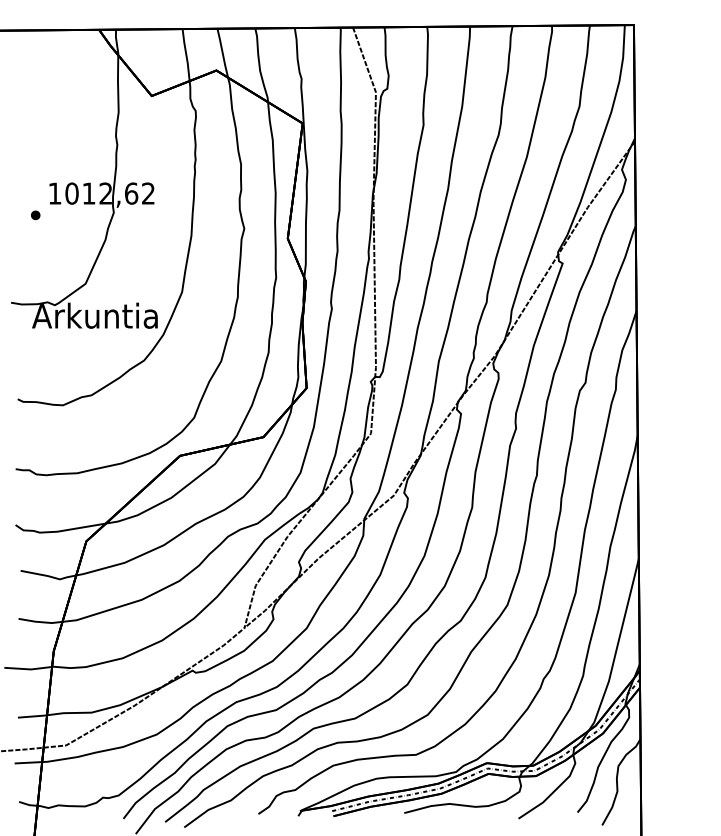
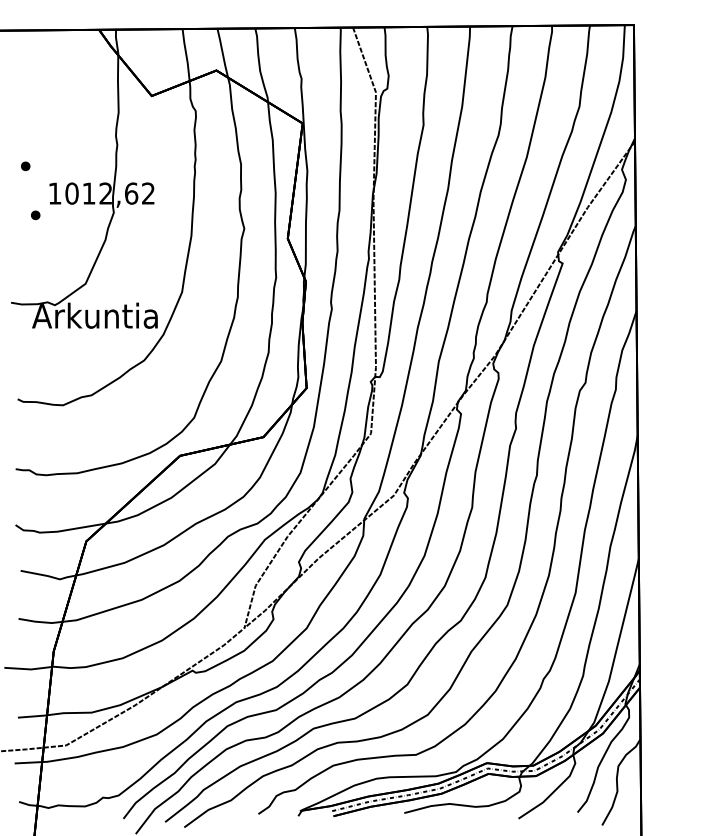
part: none -> present (25, 166)
